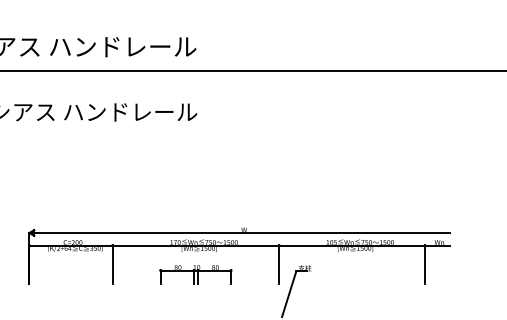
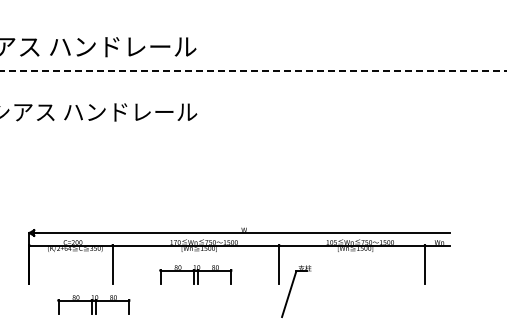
line: solid -> dashed (253, 71)
part: none -> present (93, 304)
